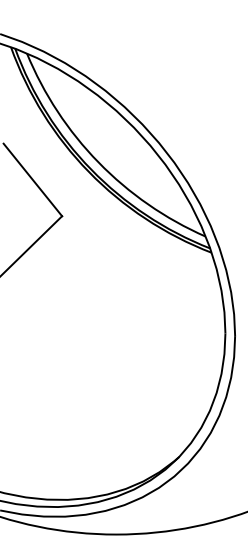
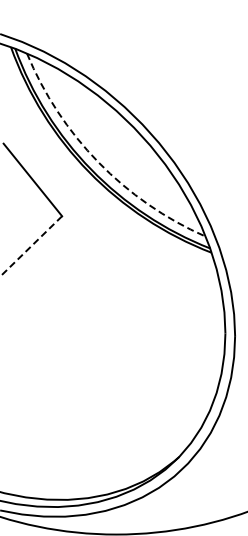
arc: solid -> dashed (98, 162)
line: solid -> dashed (31, 246)
